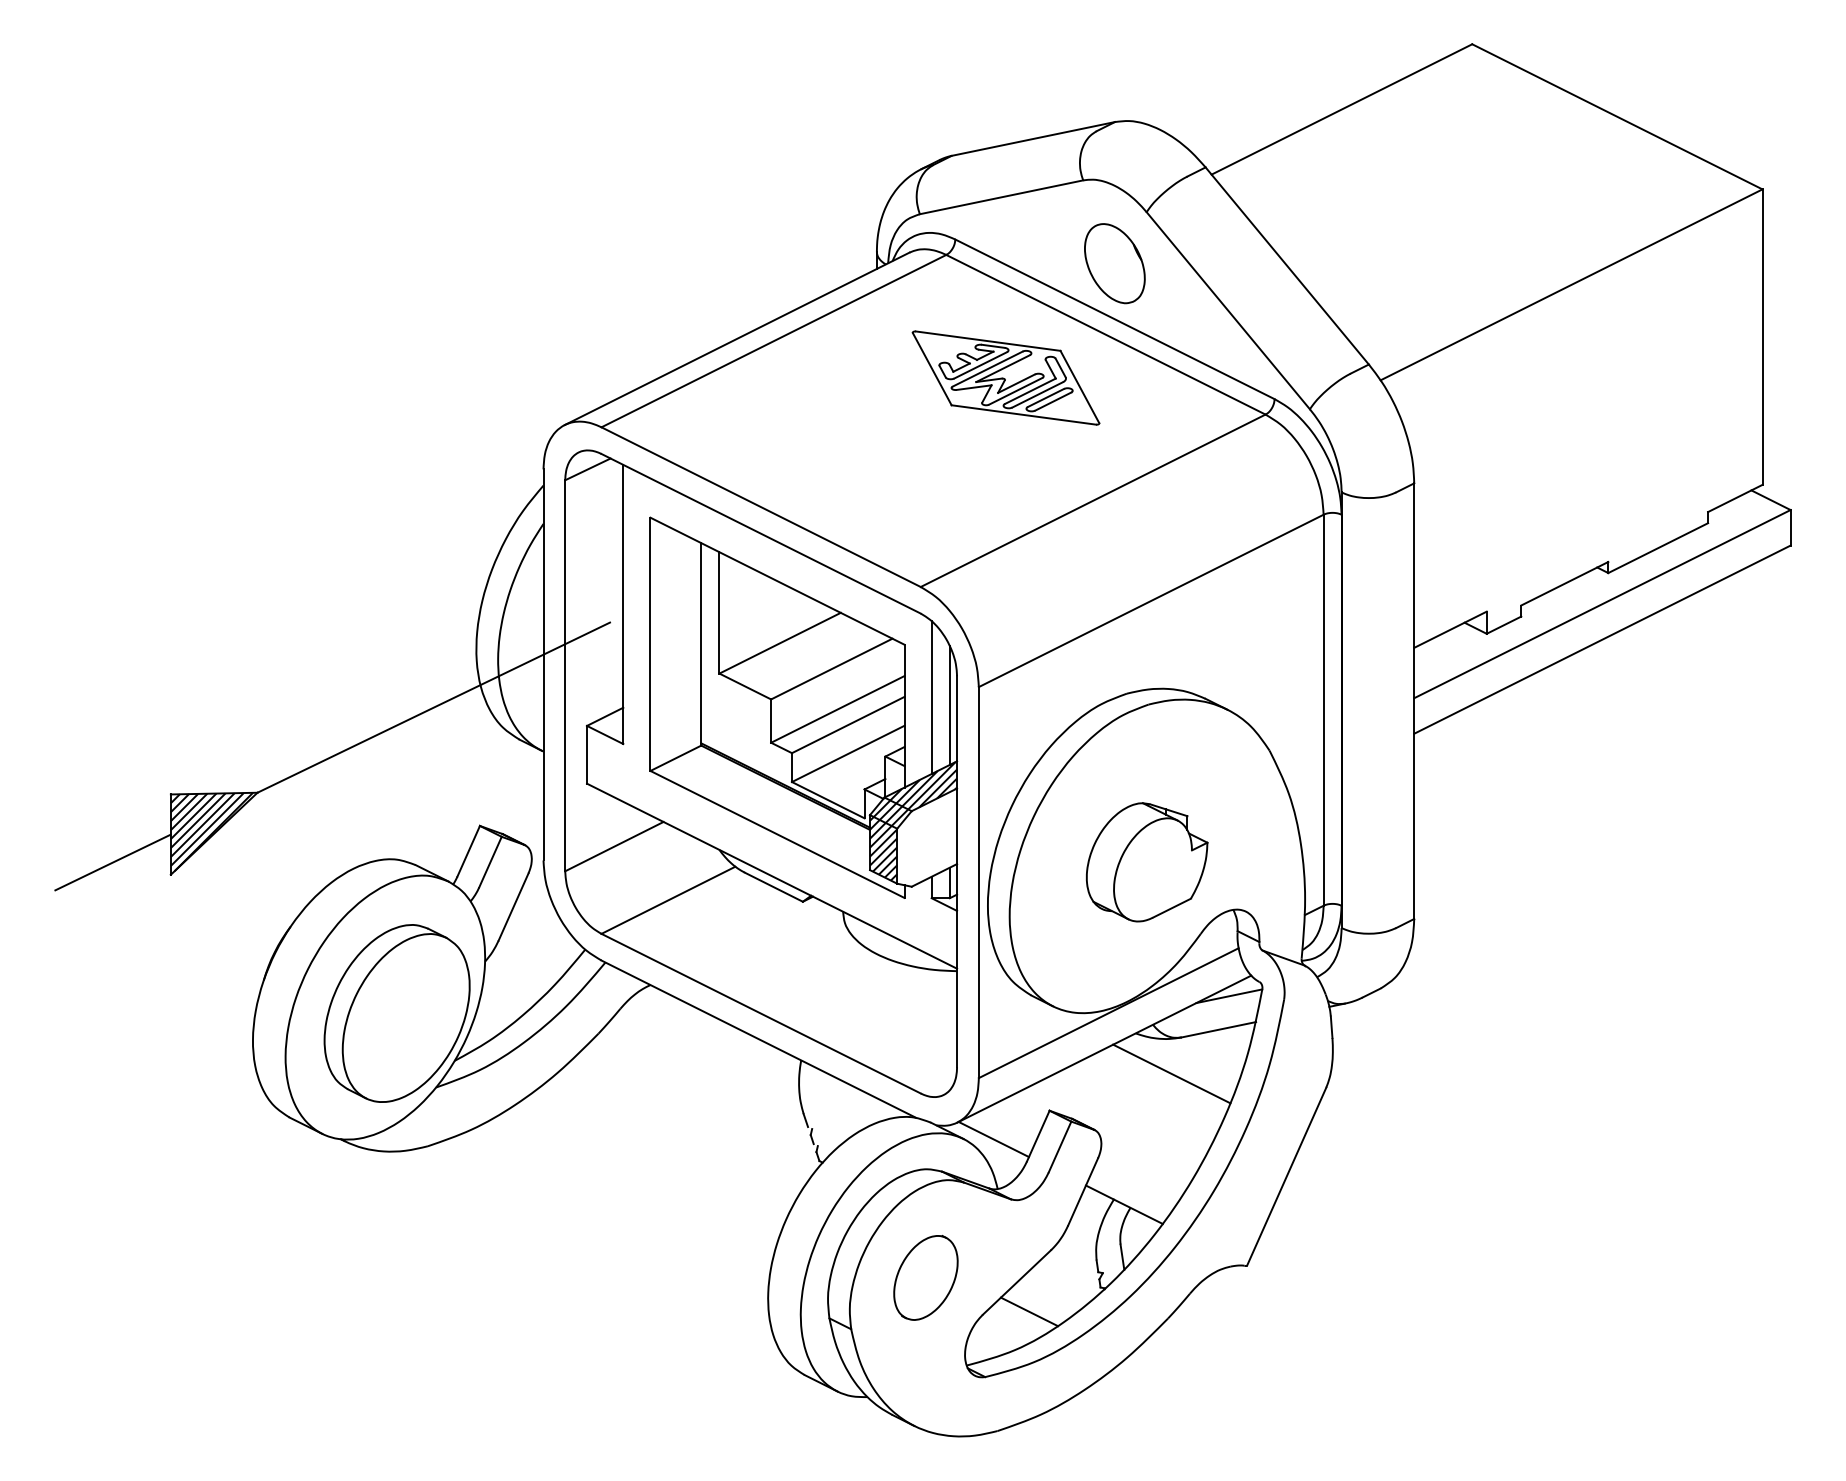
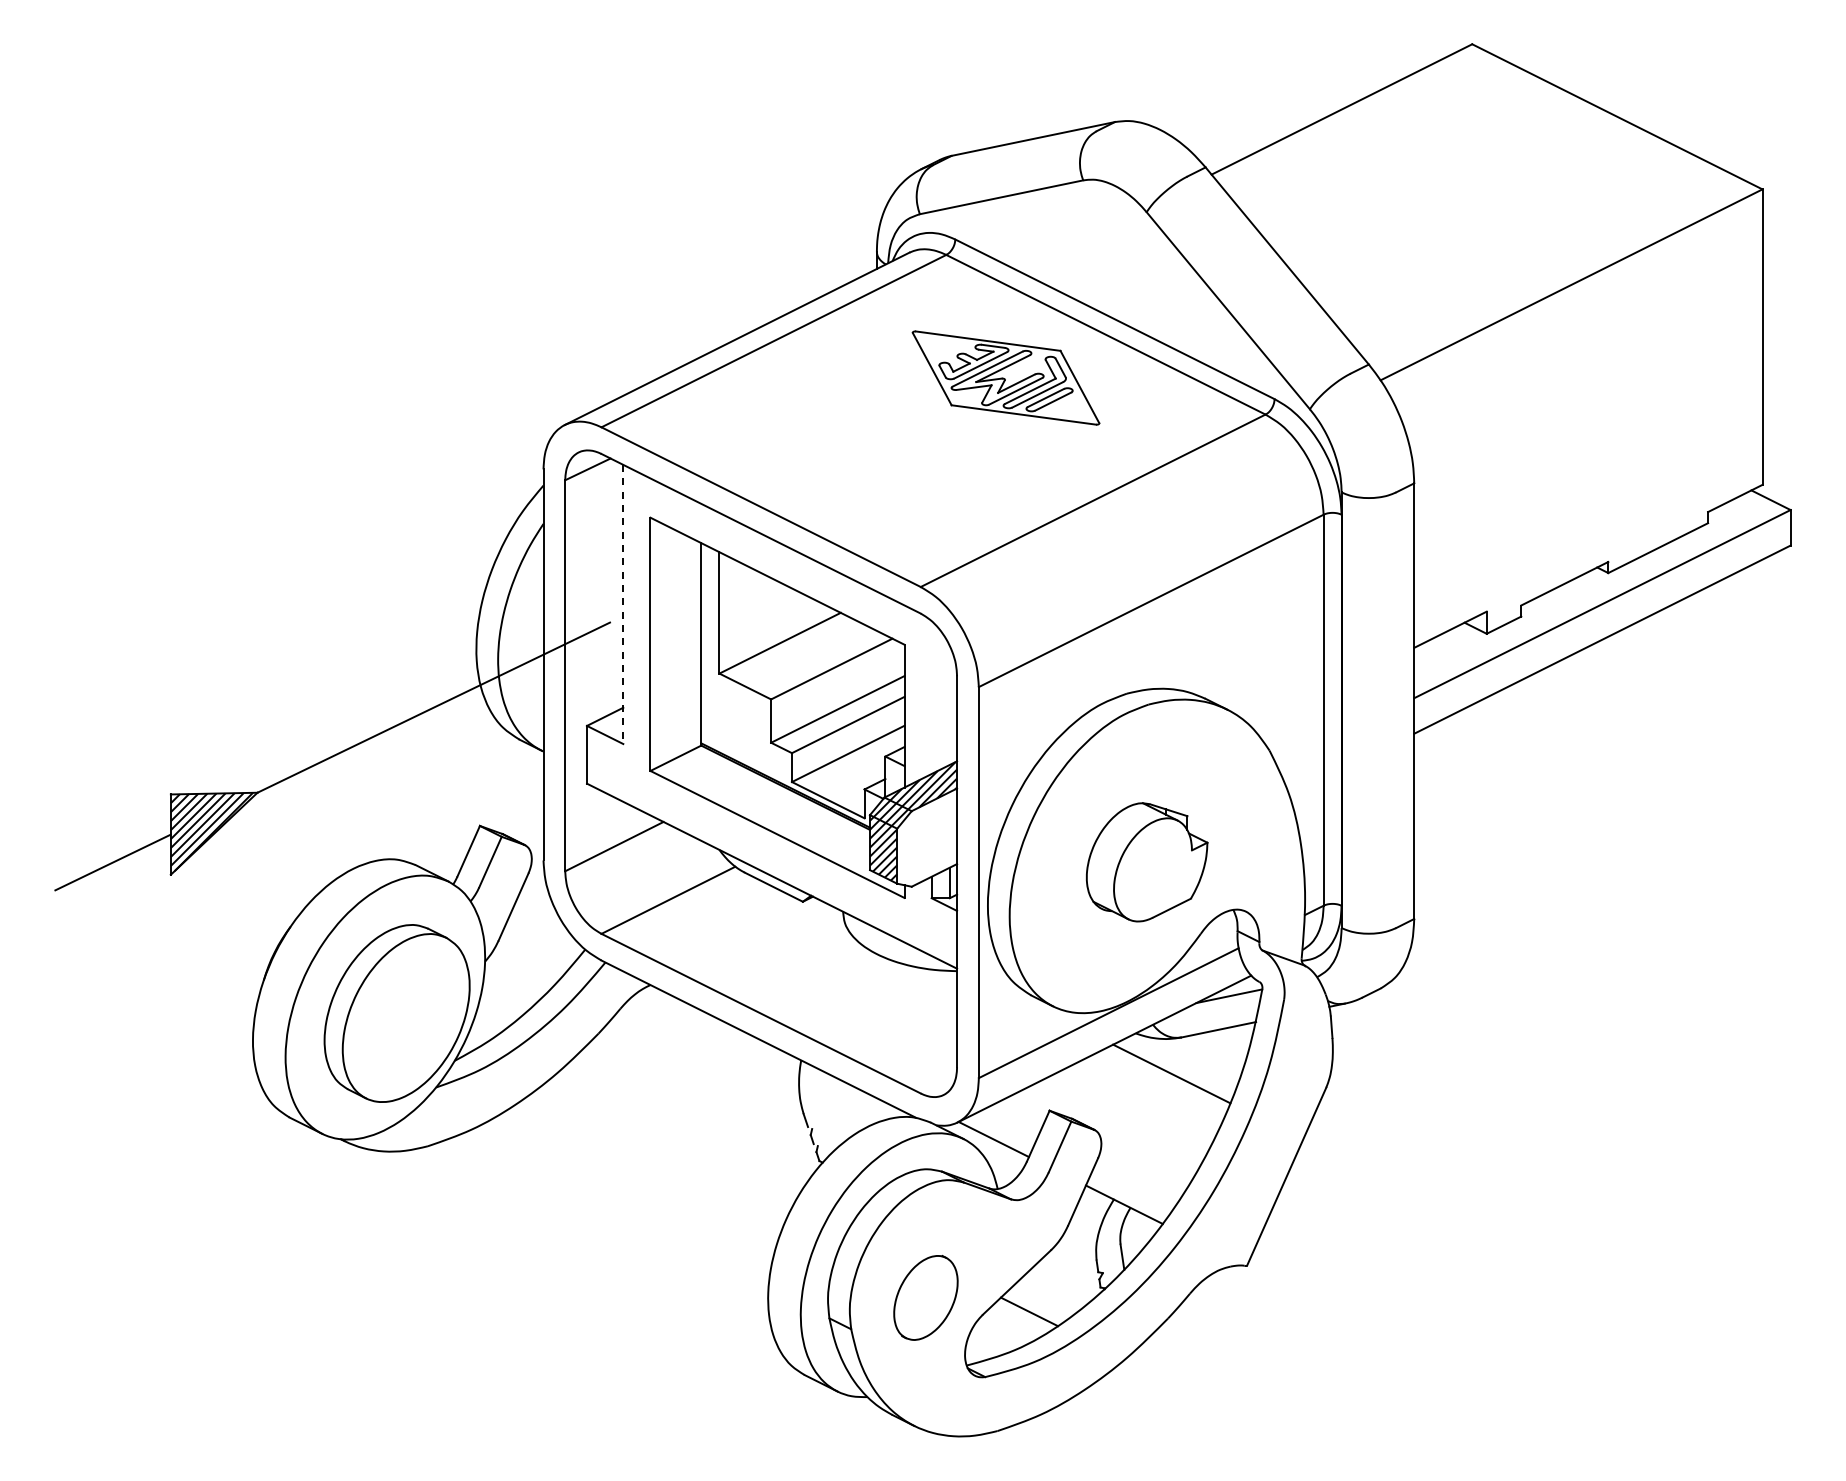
part: present -> none (1114, 263)
line: solid -> dashed (623, 604)
line: present -> none (931, 697)
line: present -> none (949, 704)
part position: (925, 1277) -> (925, 1297) (925, 1297)
